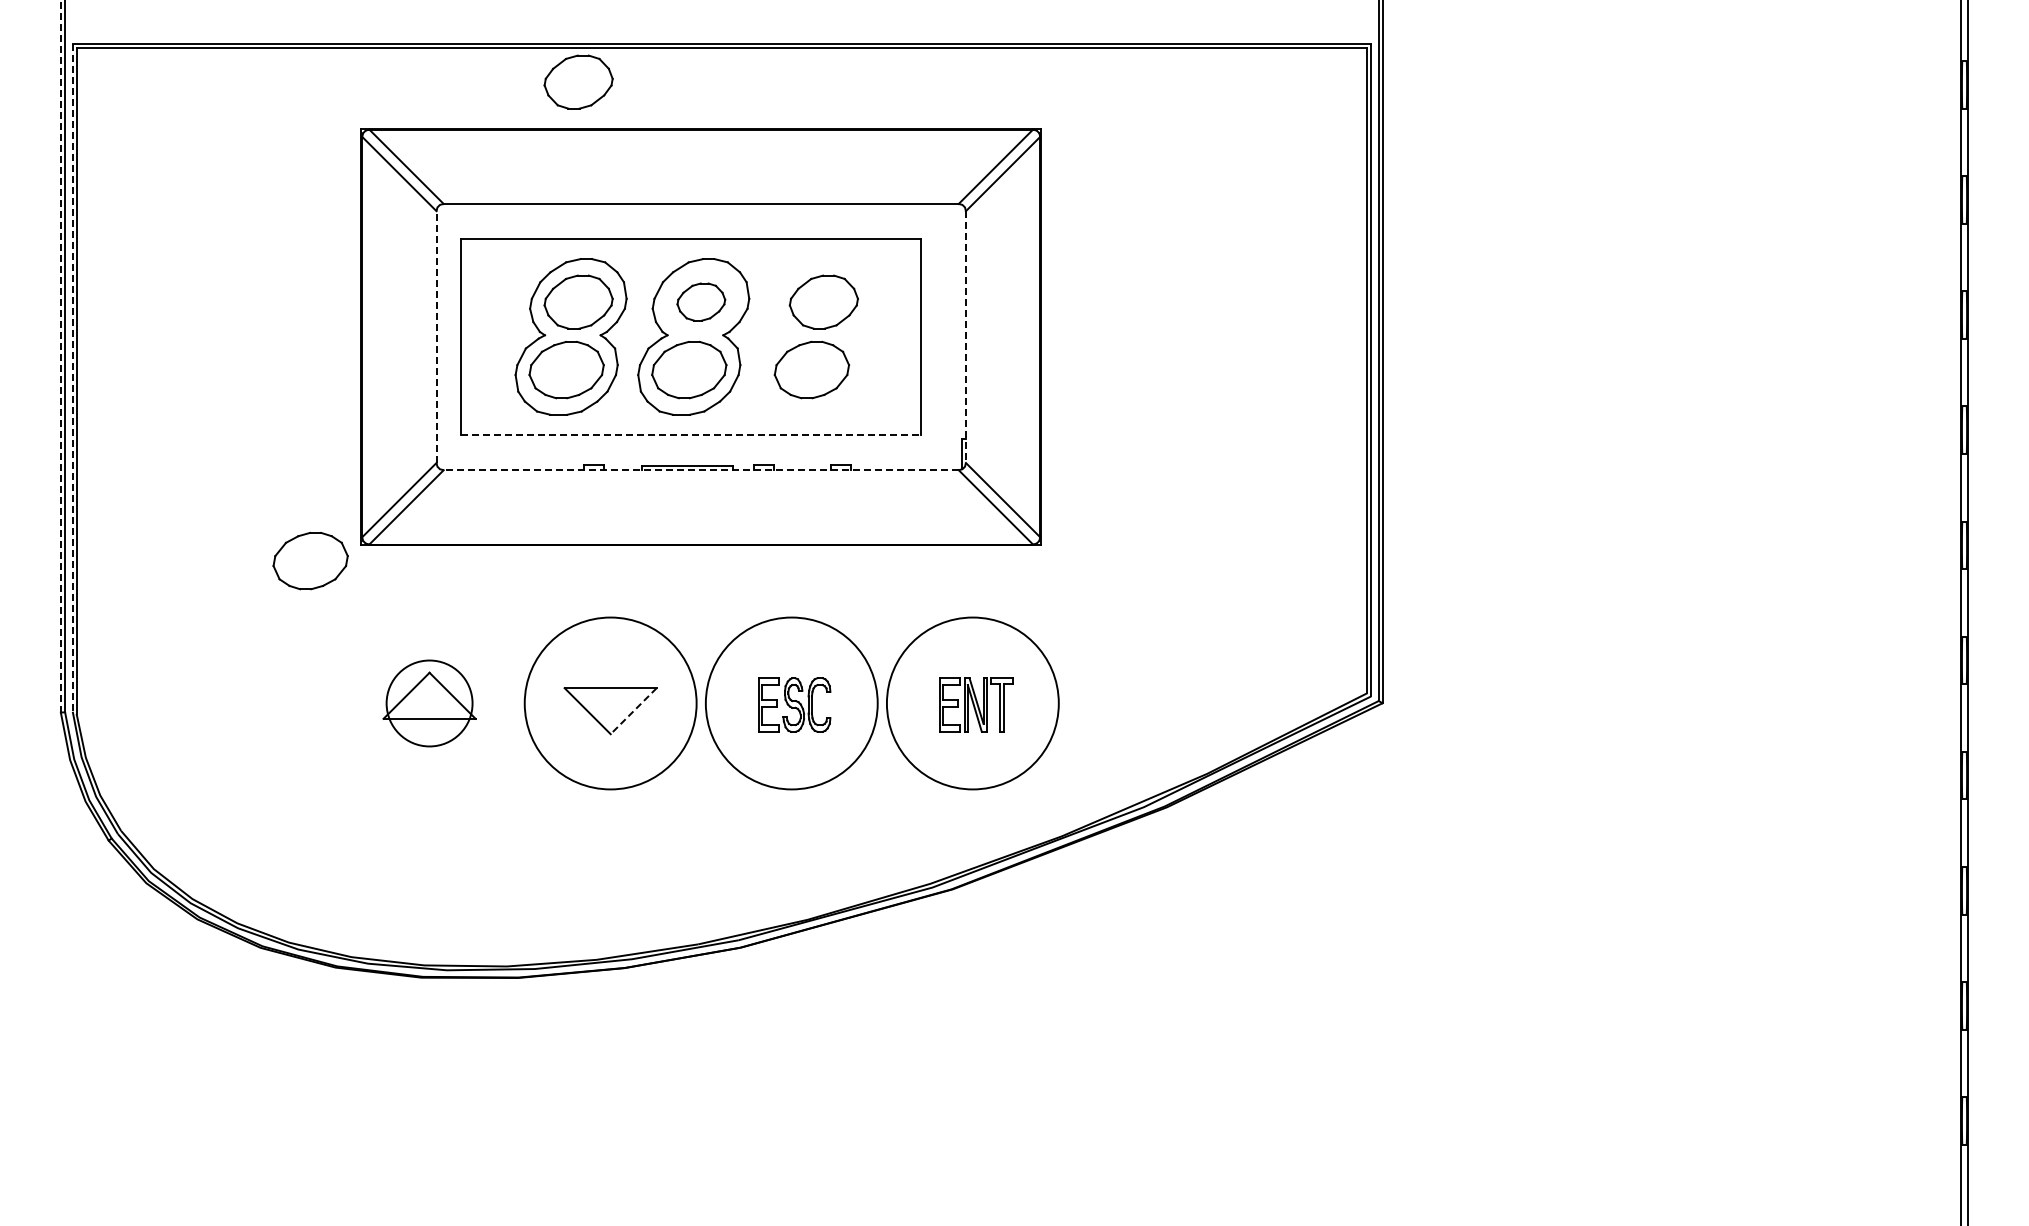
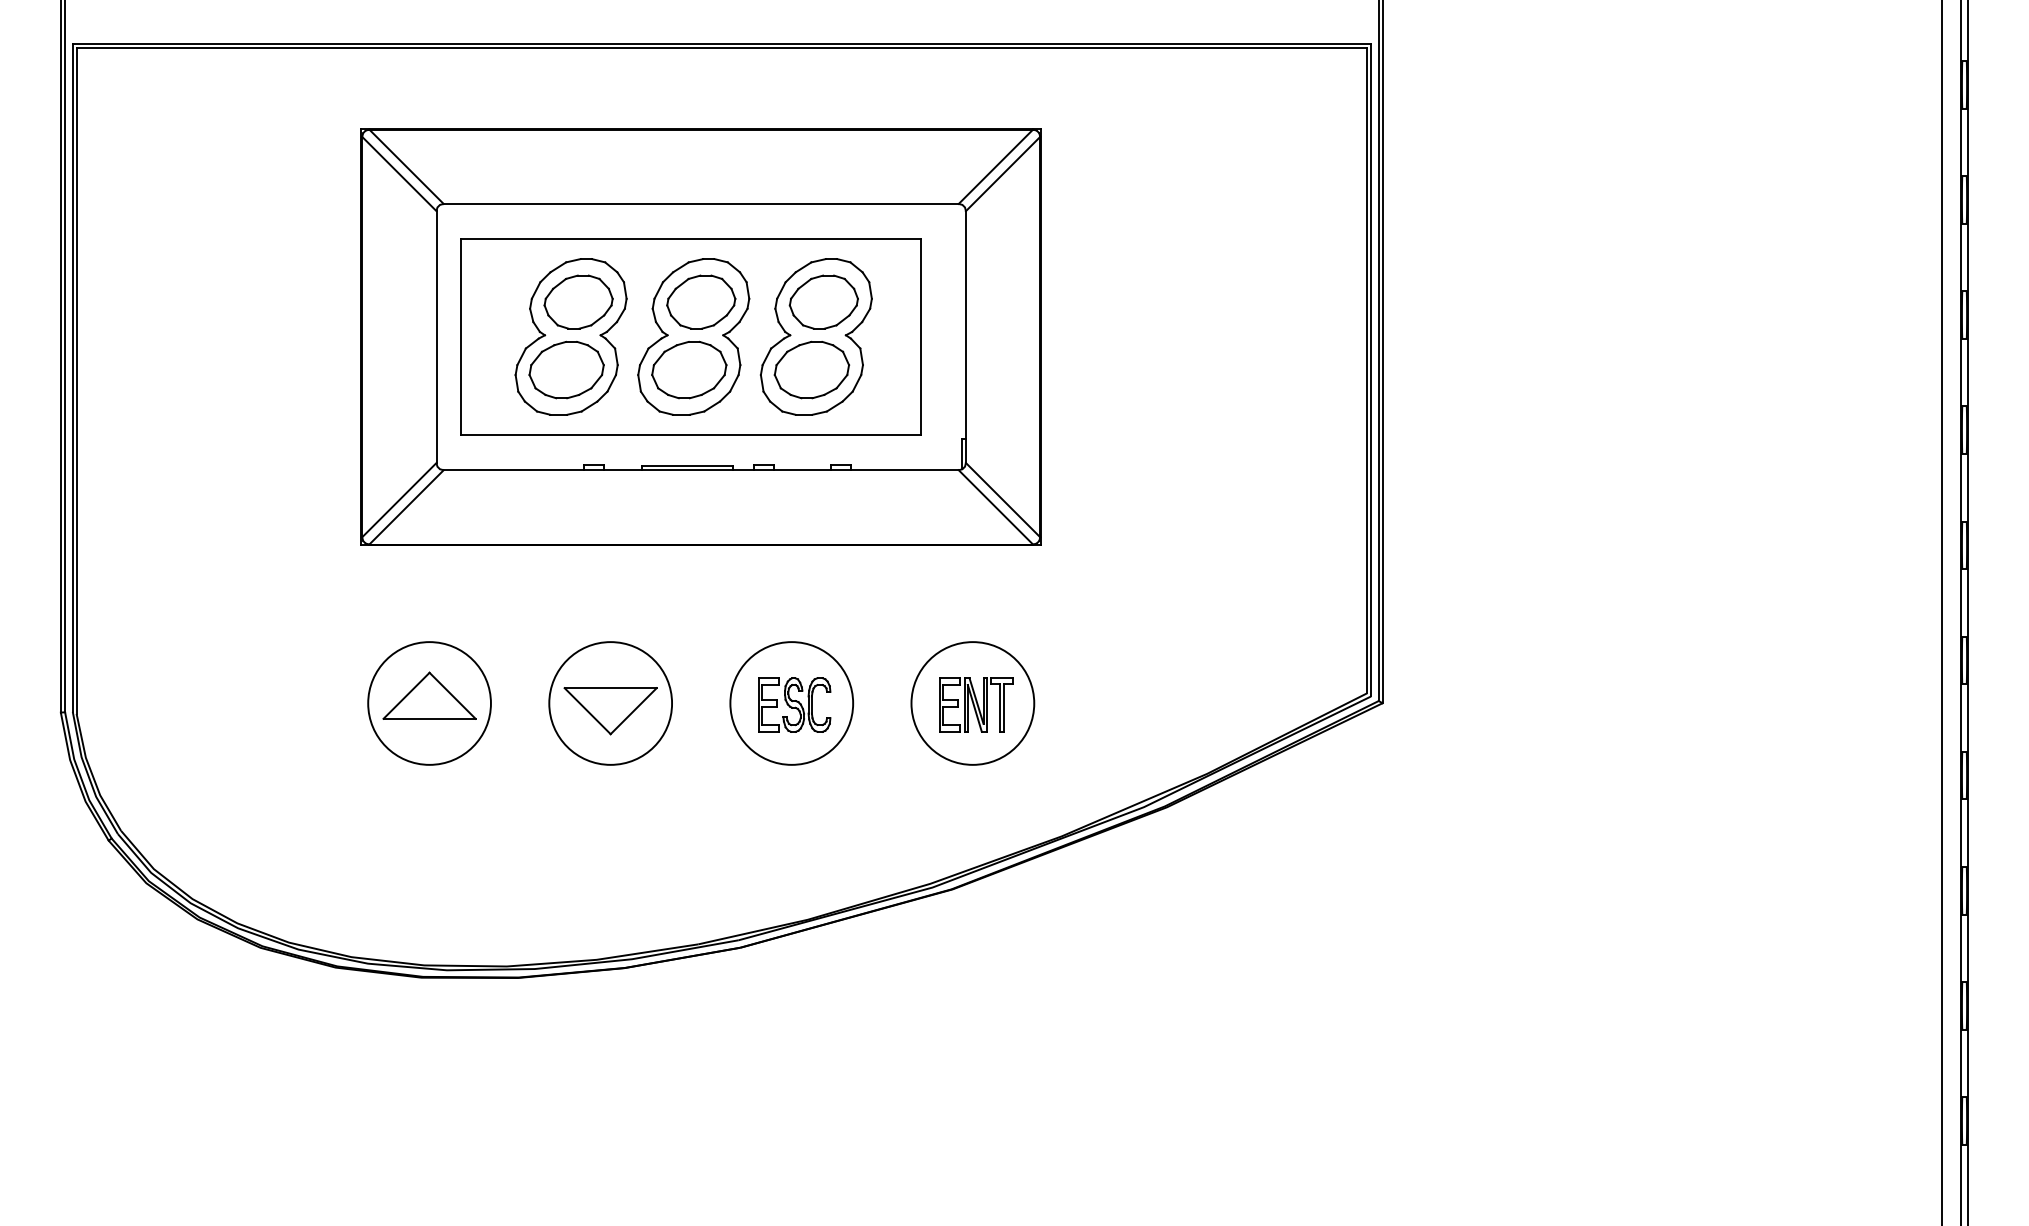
part: present -> none (578, 81)
part size: 51x40 px -> 71x56 px (701, 301)
part: none -> present (815, 336)
line: dashed -> solid (436, 337)
line: dashed -> solid (965, 337)
line: dashed -> solid (60, 356)
line: dashed -> solid (72, 378)
line: dashed -> solid (691, 435)
line: dashed -> solid (701, 470)
part: present -> none (310, 560)
line: none -> present (1941, 612)
circle diameter: 86 px -> 123 px (429, 703)
circle diameter: 172 px -> 123 px (610, 703)
circle diameter: 172 px -> 123 px (791, 703)
circle diameter: 172 px -> 123 px (972, 703)
line: dashed -> solid (633, 711)
